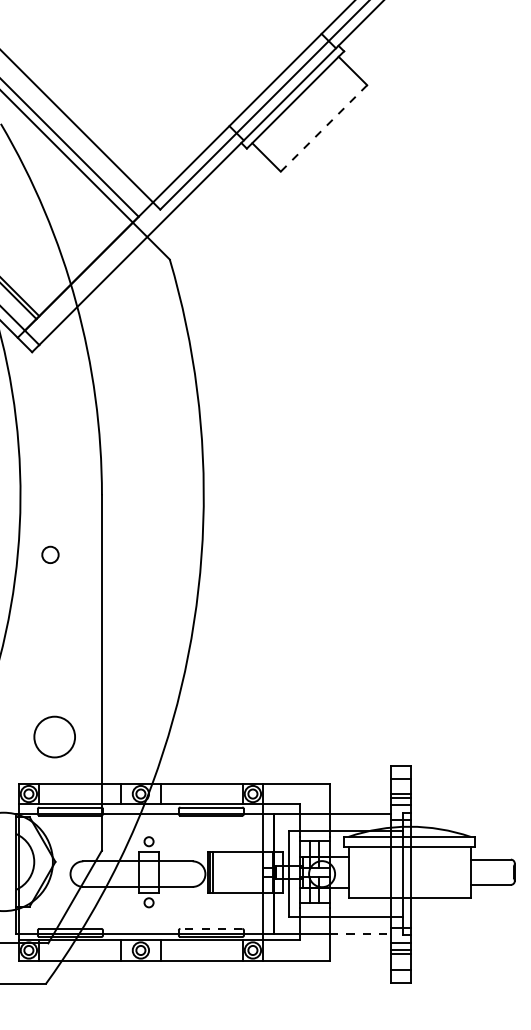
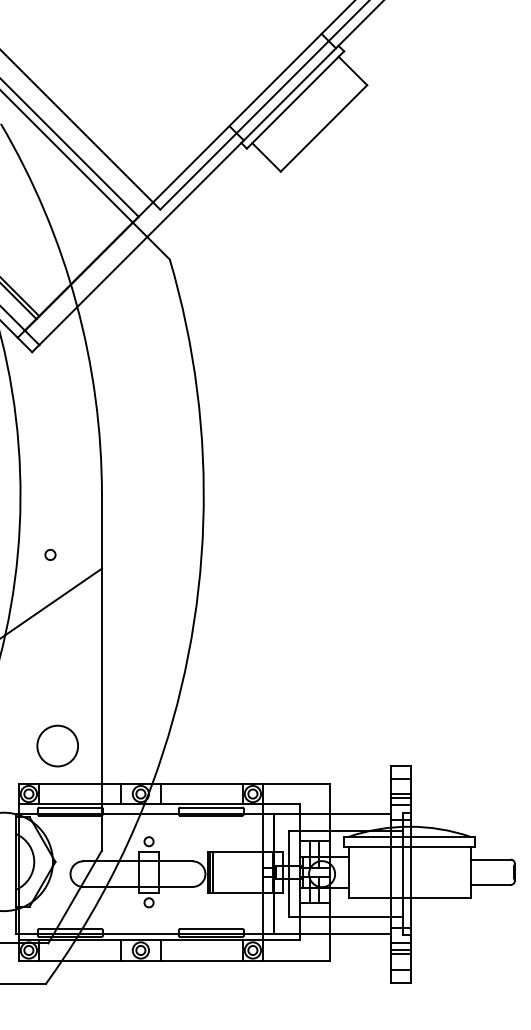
line: dashed -> solid (323, 128)
circle size: 19x19 px -> 13x12 px (50, 554)
line: none -> present (51, 602)
circle position: (54, 736) -> (57, 745) (57, 745)
line: dashed -> solid (211, 928)
line: dashed -> solid (360, 934)
